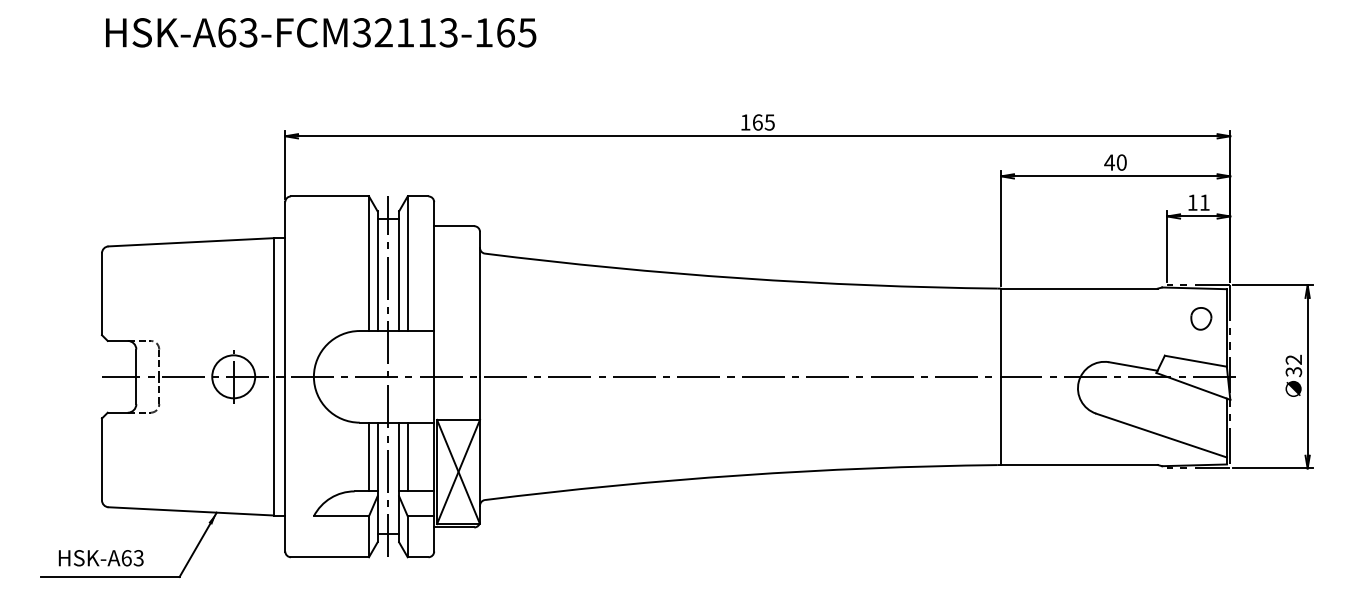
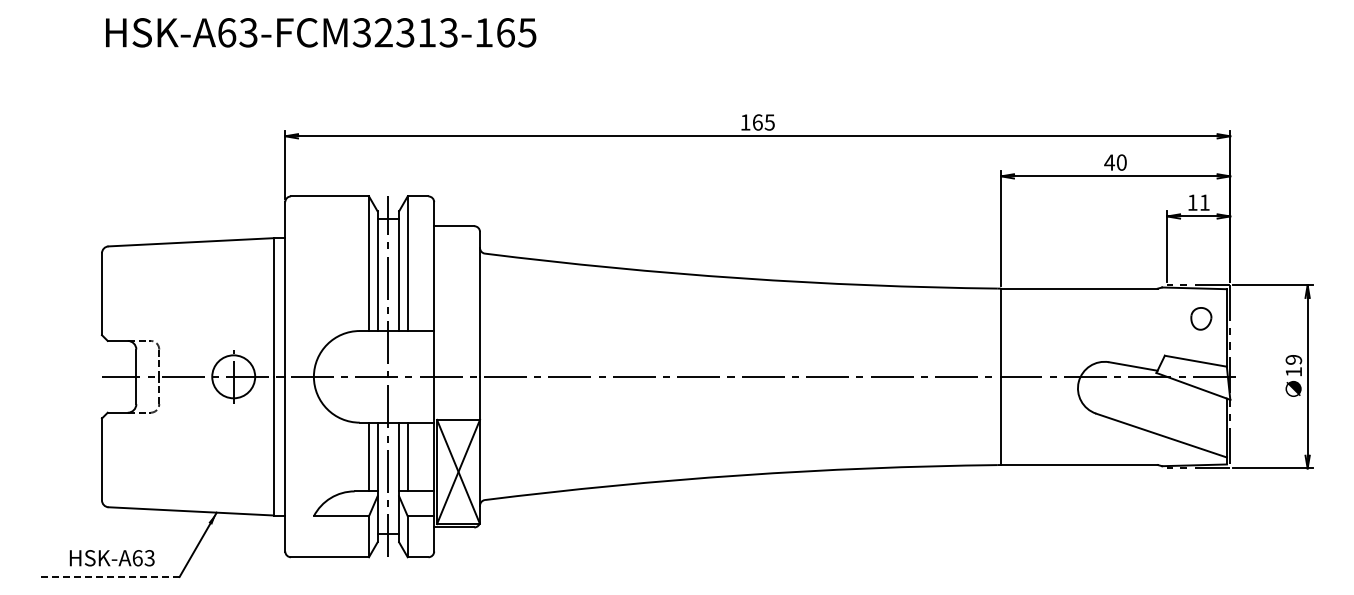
text: HSK-A63-FCM32113-165 -> HSK-A63-FCM32313-165 (405, 32)
text: 32 -> 19 (1293, 365)
text position: (100, 558) -> (111, 558) (111, 558)
line: solid -> dashed (109, 576)
